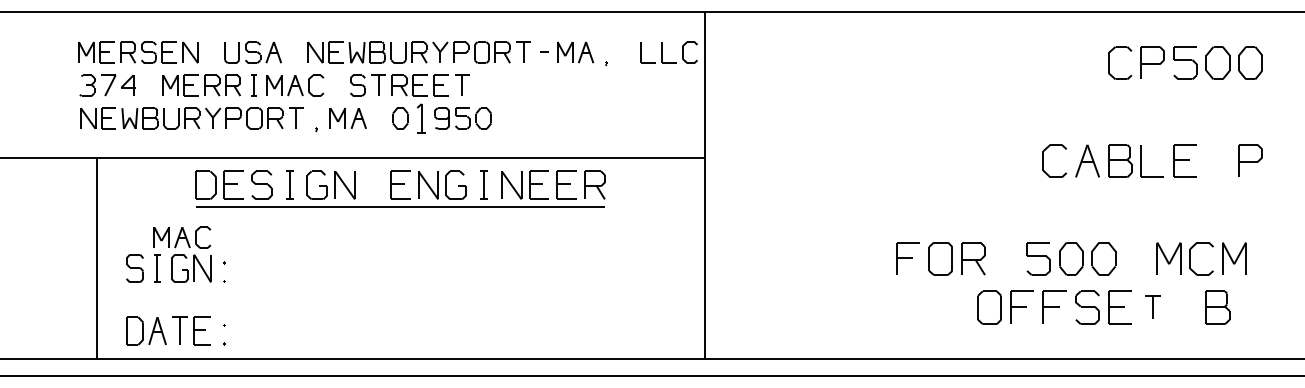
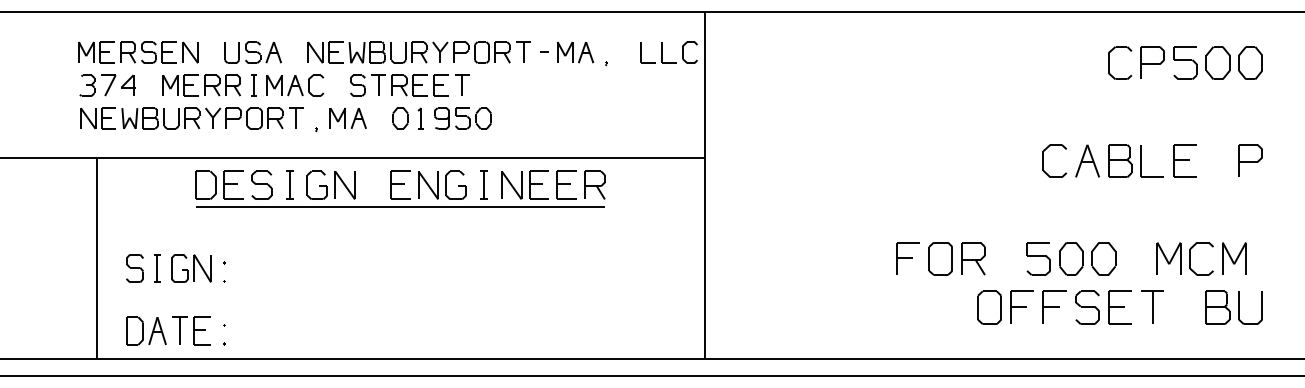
part size: 10x31 px -> 7x23 px (420, 118)
part: present -> none (182, 237)
part size: 16x24 px -> 23x34 px (1152, 306)
part: none -> present (1239, 307)
